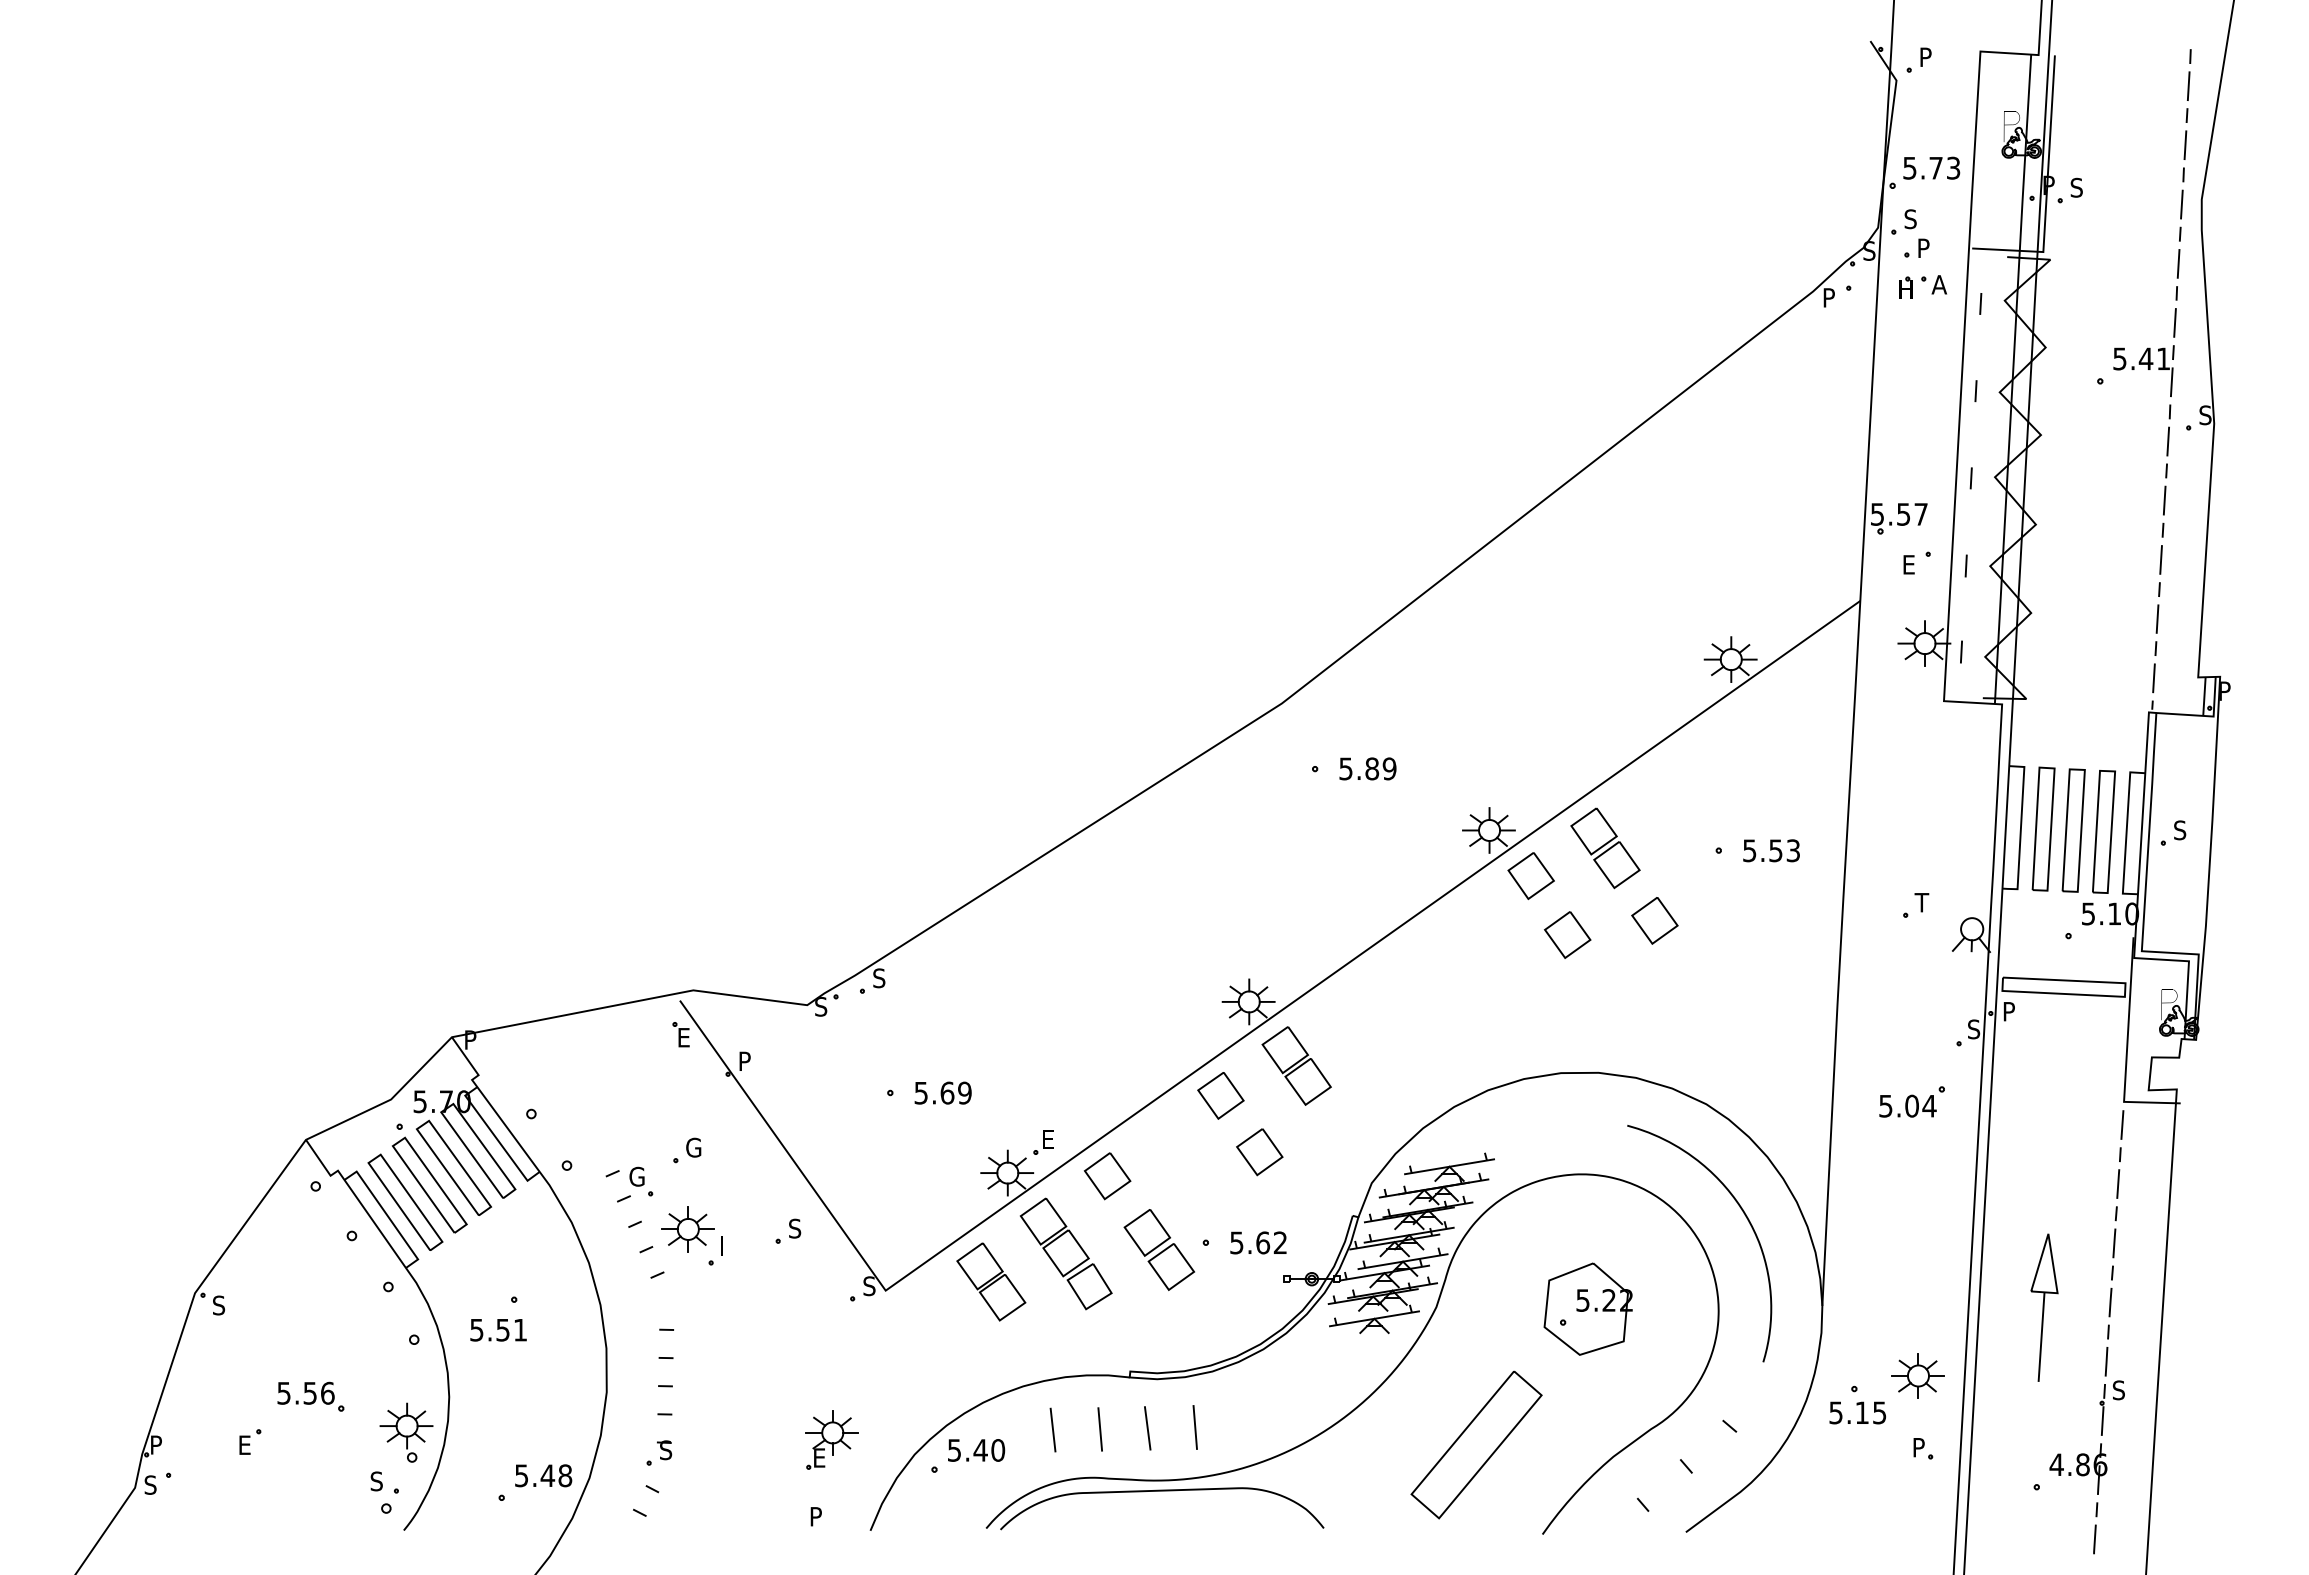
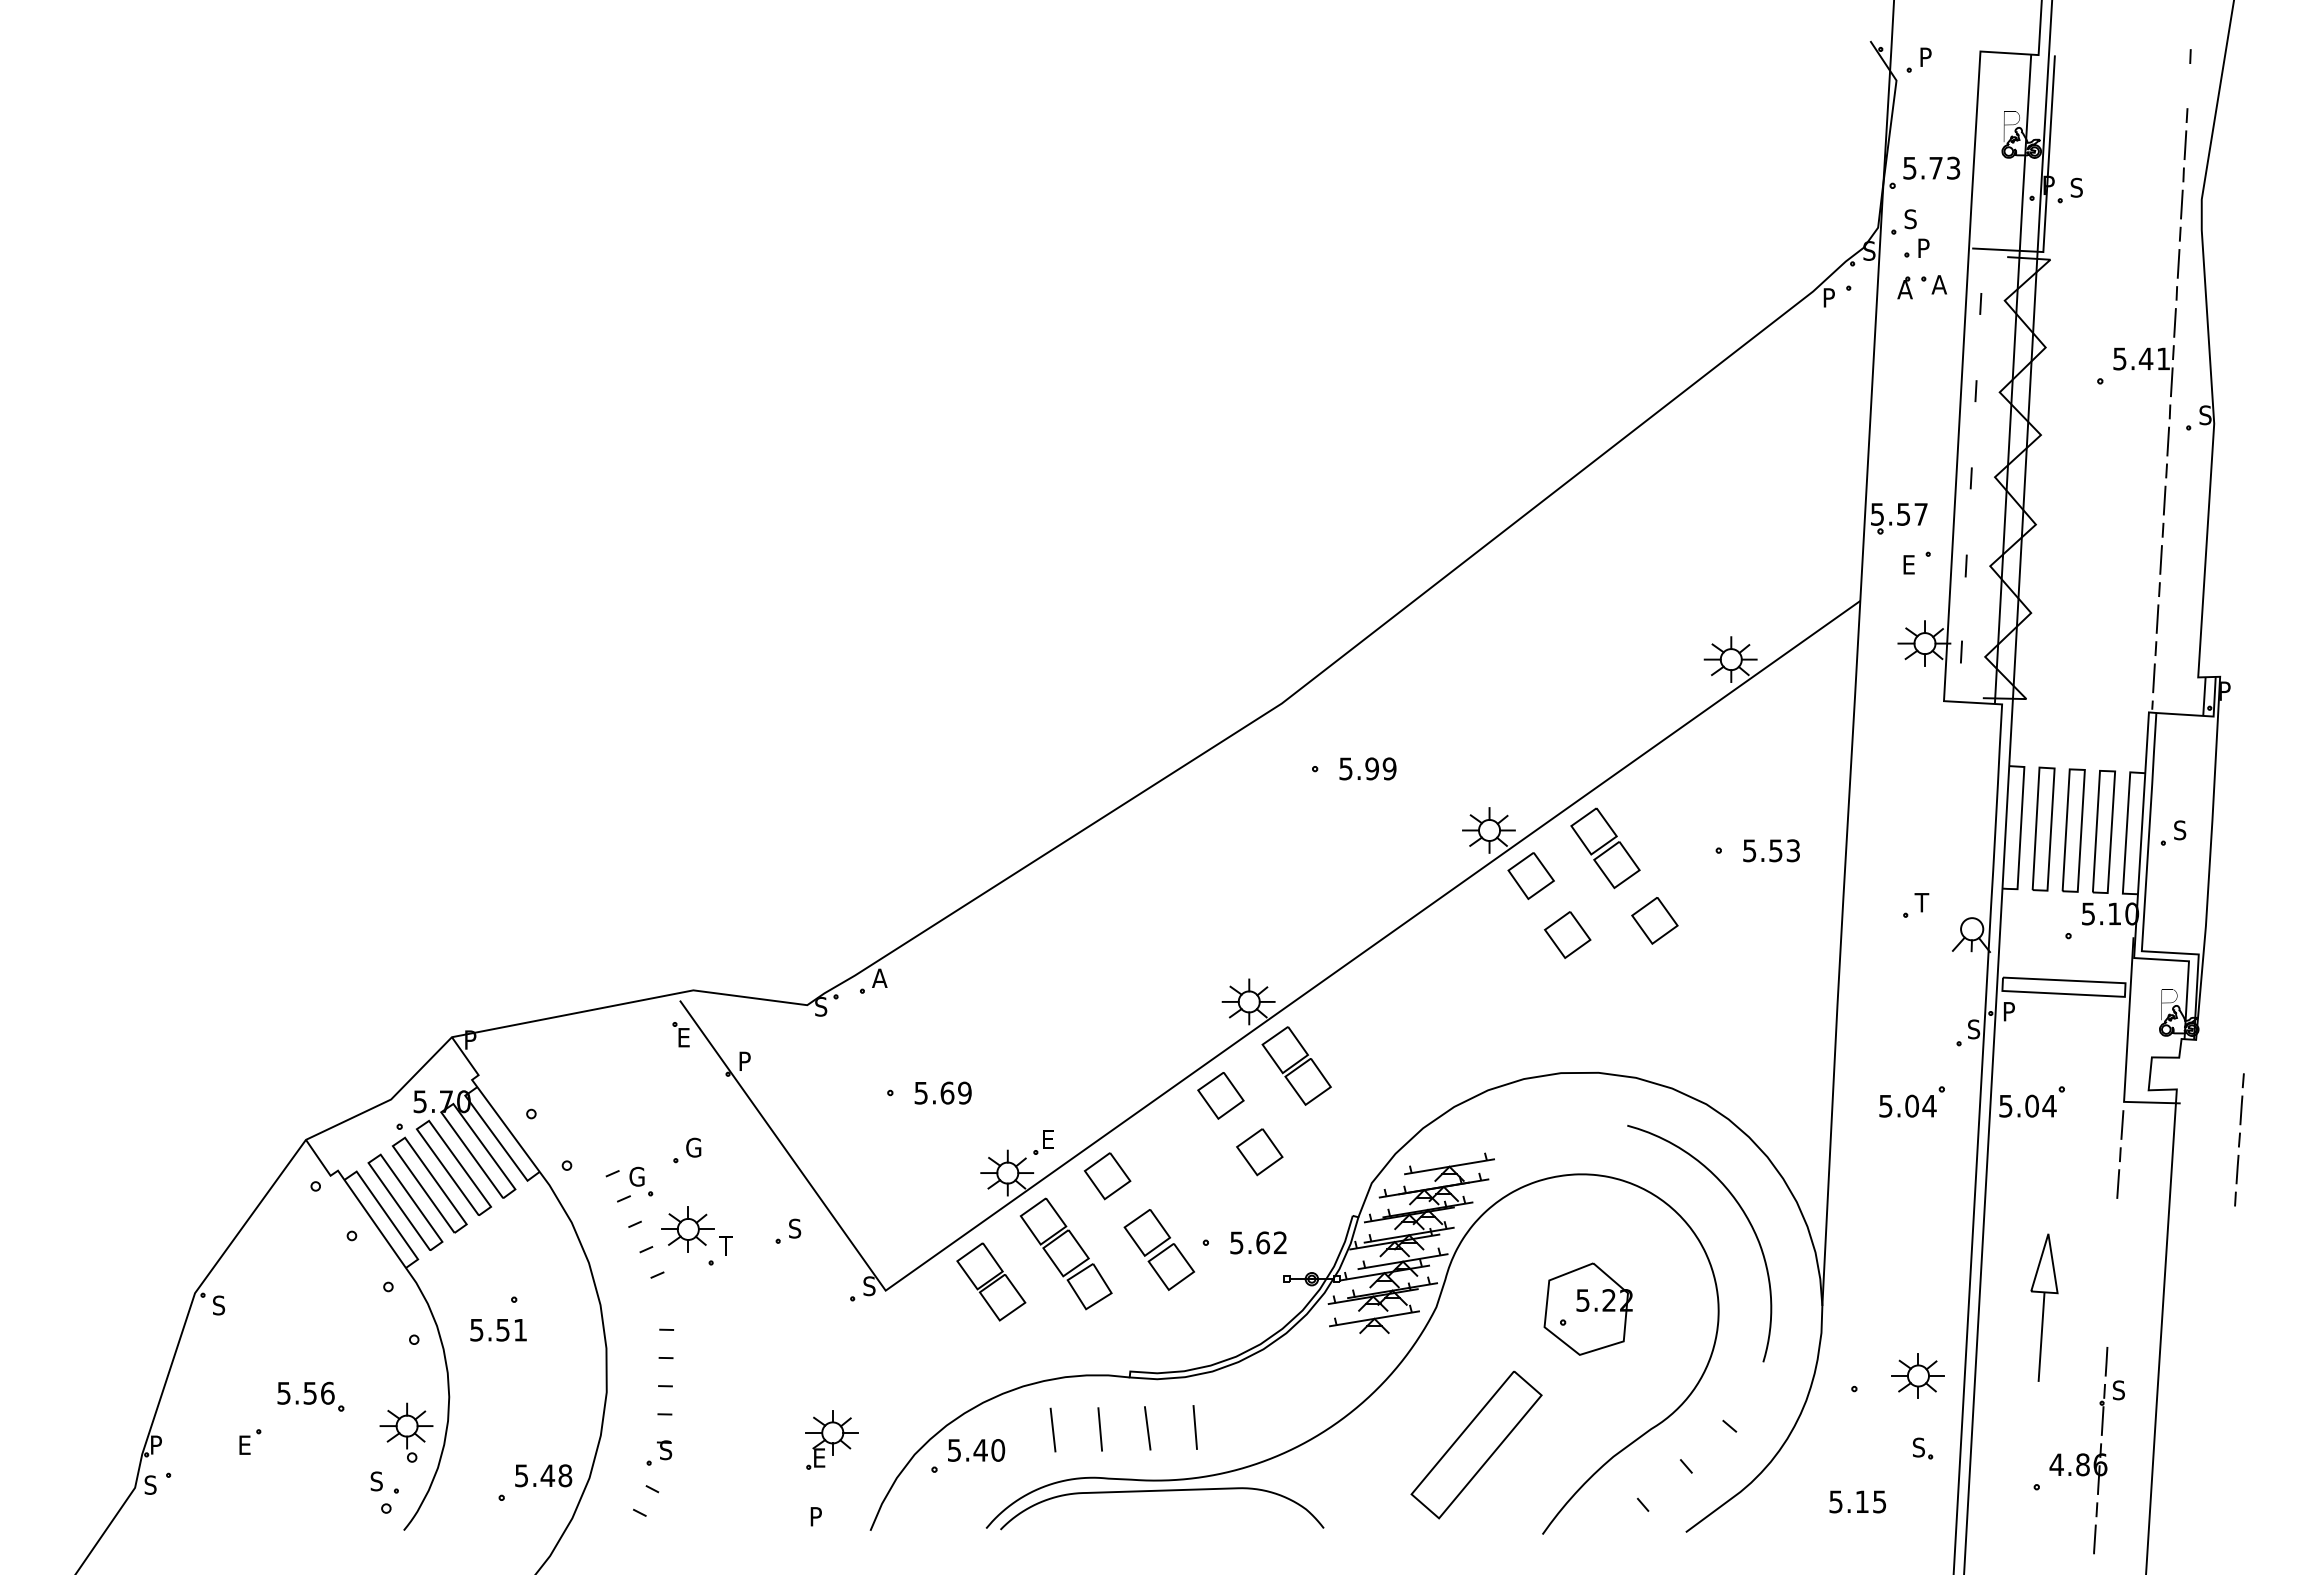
line: present -> none (2188, 85)
text: H -> A (1904, 289)
text: 5.89 -> 5.99 (1372, 768)
text: S -> A (879, 978)
part: none -> present (2031, 1101)
text: I -> T (725, 1245)
part position: (2112, 1272) -> (2239, 1139) (2239, 1139)
text position: (1857, 1412) -> (1857, 1501) (1857, 1501)
text: P -> S (1918, 1447)
